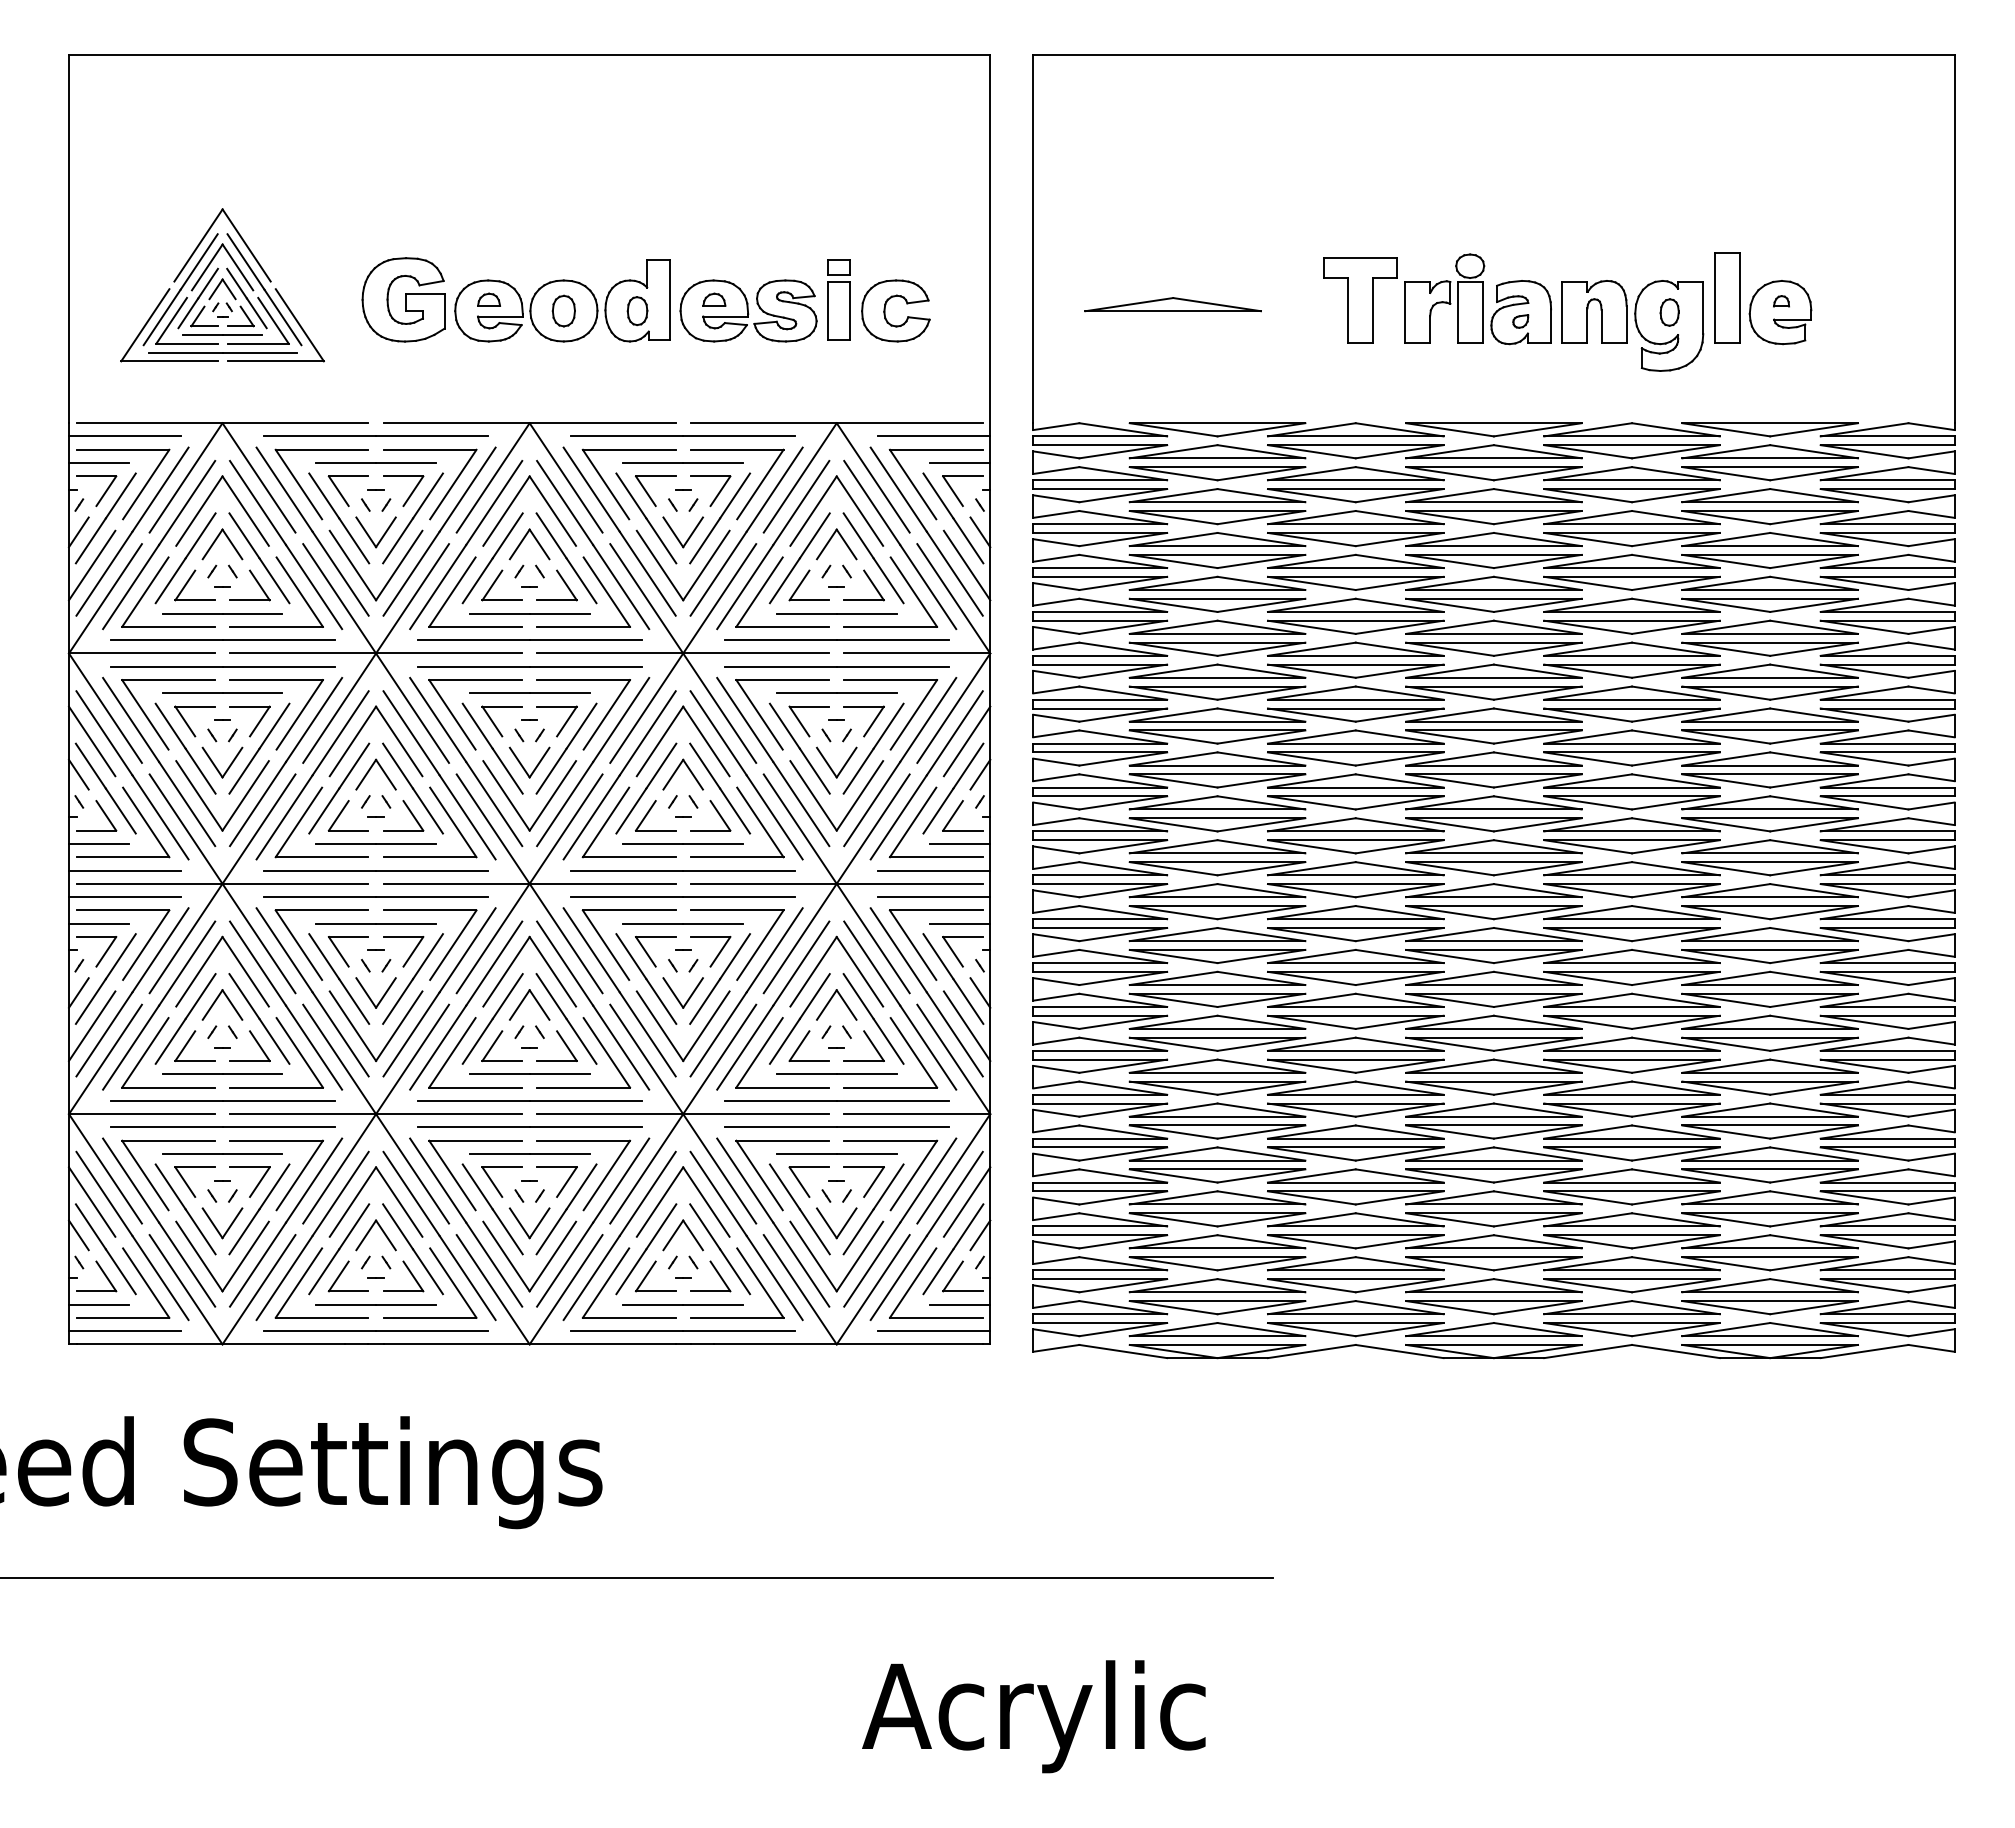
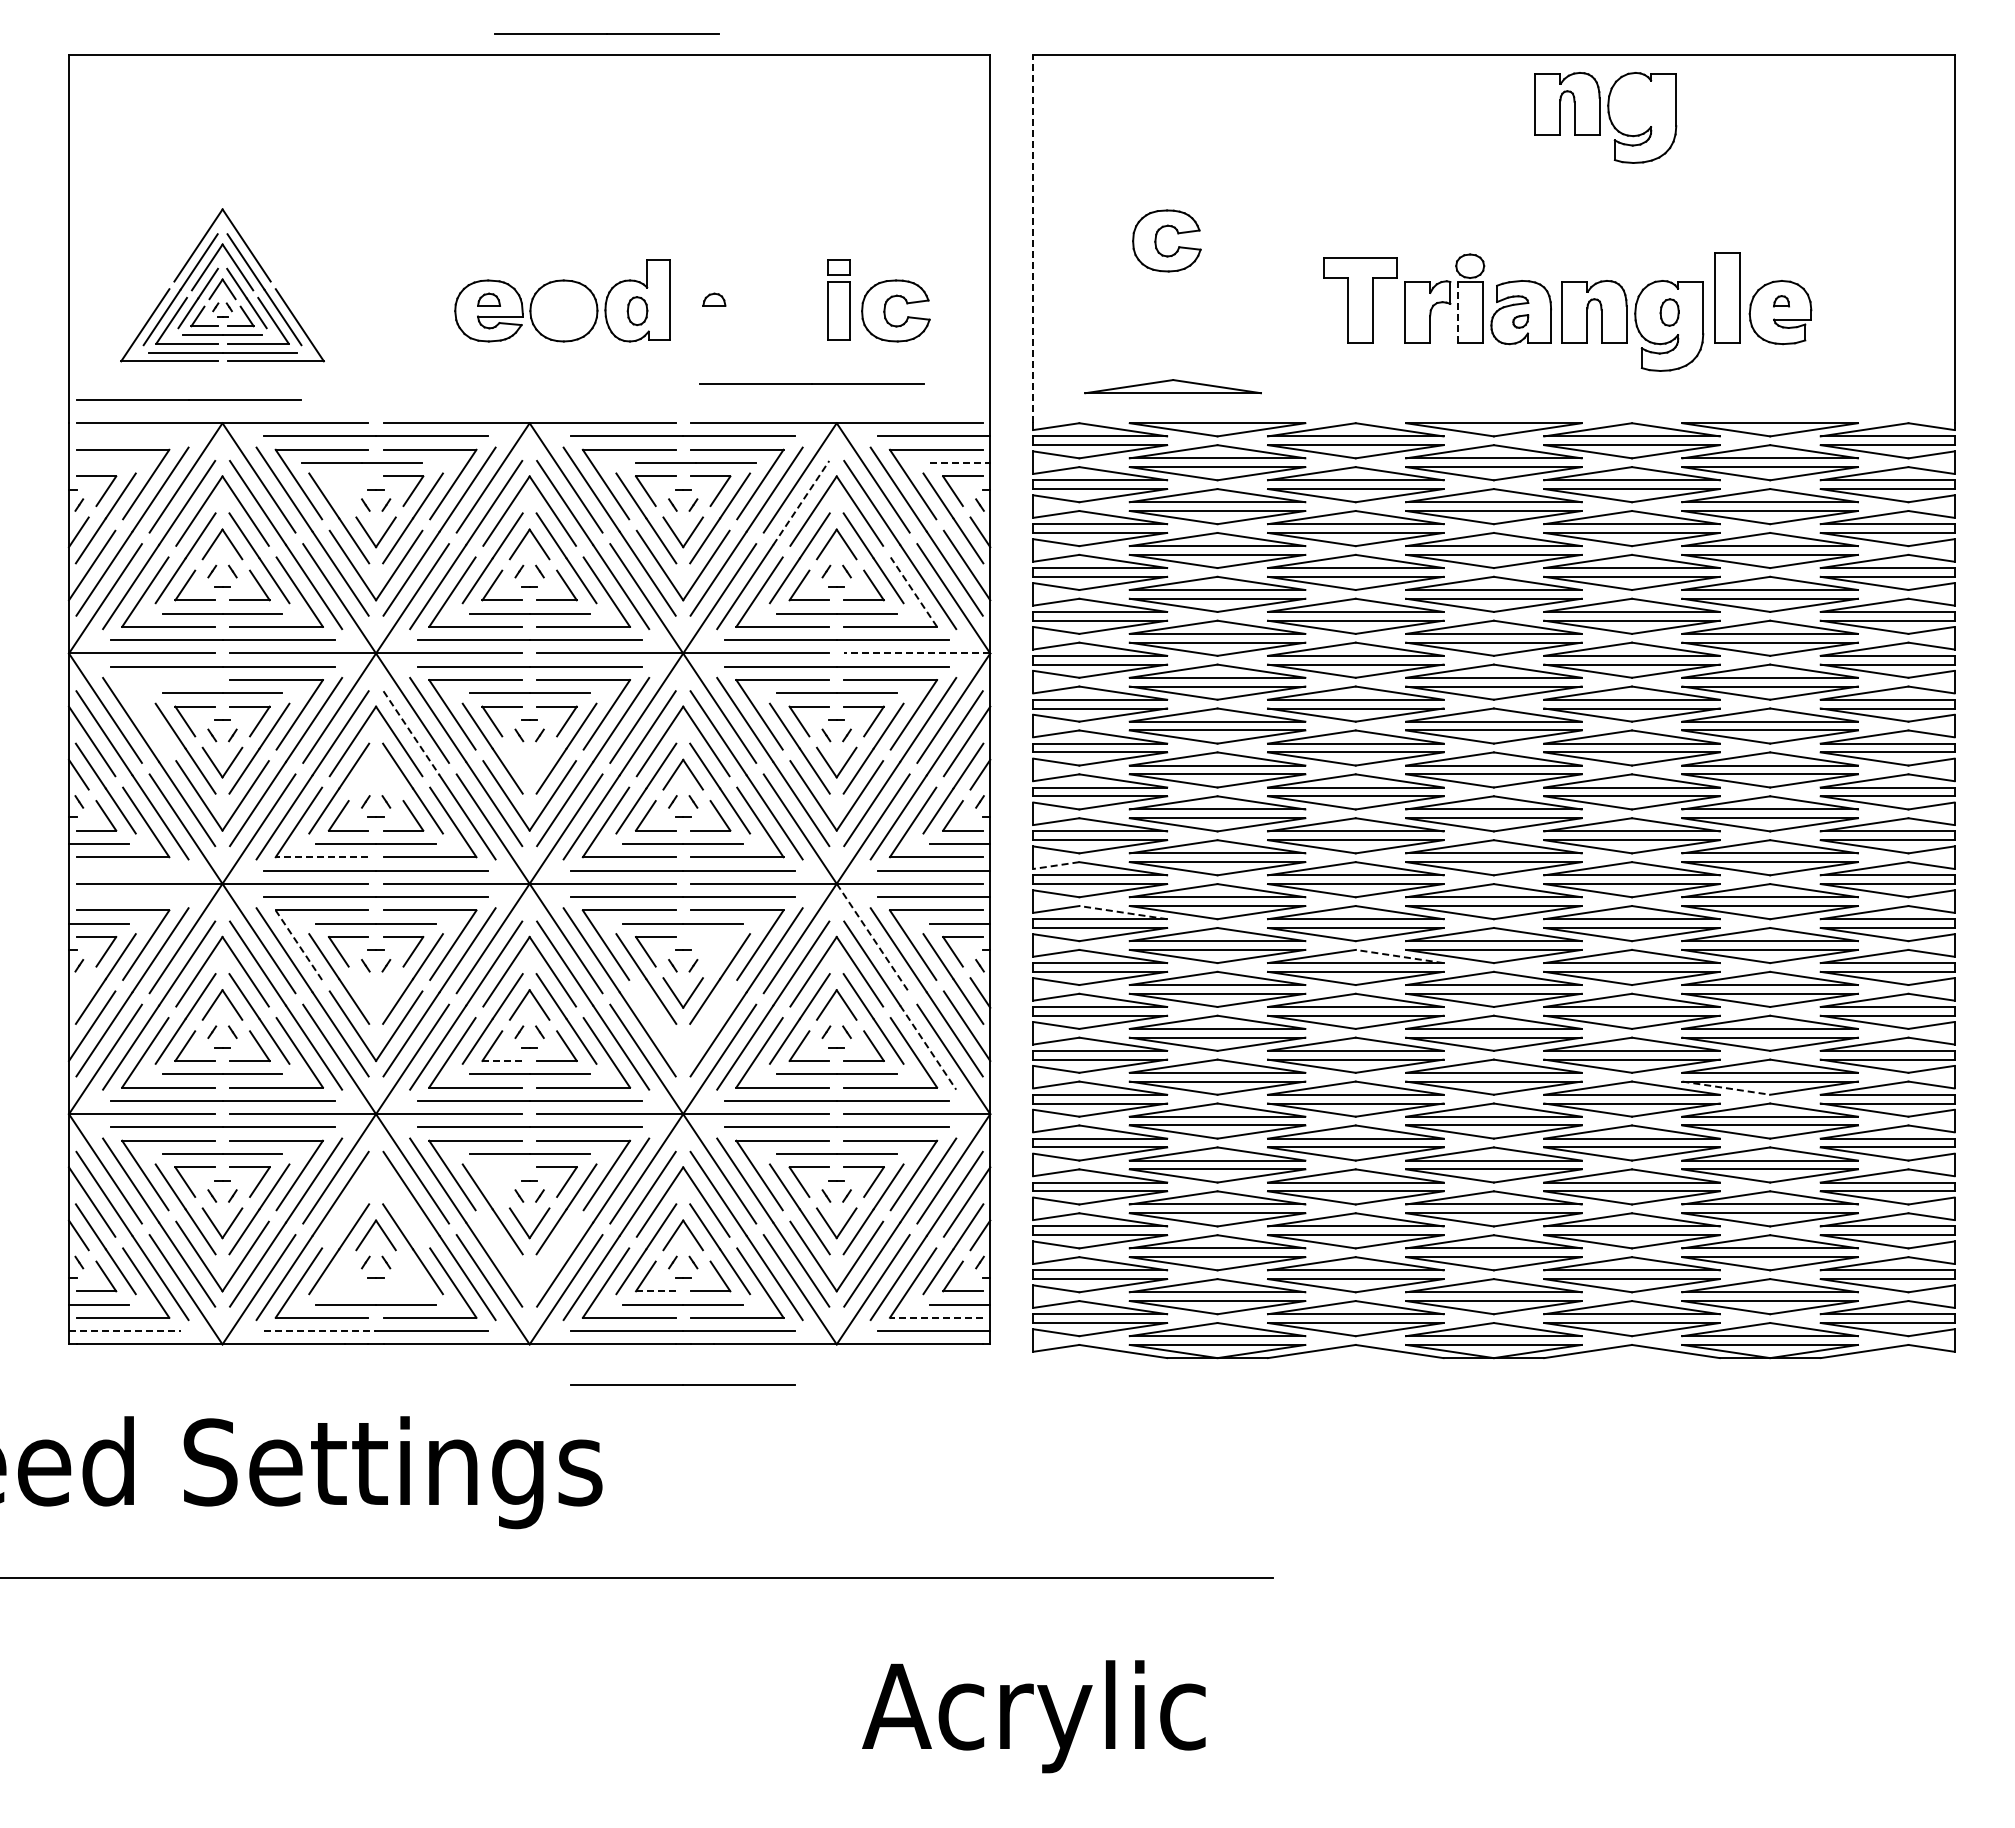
line: none -> present (606, 33)
part: none -> present (1605, 117)
line: solid -> dashed (1033, 238)
part: none -> present (1156, 240)
part: present -> none (403, 299)
part position: (1172, 304) -> (1172, 386) (1172, 386)
part: present -> none (563, 310)
part: present -> none (748, 310)
line: solid -> dashed (1457, 311)
line: none -> present (811, 383)
line: none -> present (188, 399)
line: present -> none (125, 436)
line position: (375, 462) -> (361, 462) (361, 462)
line position: (682, 462) -> (695, 462) (695, 462)
line: present -> none (98, 463)
line: solid -> dashed (960, 463)
part: present -> none (347, 491)
line: solid -> dashed (801, 502)
line: solid -> dashed (913, 592)
line: solid -> dashed (917, 653)
part: present -> none (152, 723)
line: solid -> dashed (411, 733)
part: present -> none (524, 767)
part: present -> none (370, 770)
line: solid -> dashed (321, 857)
line: solid -> dashed (1055, 865)
line: present -> none (125, 870)
line: present -> none (125, 897)
line: solid -> dashed (1122, 912)
line: solid -> dashed (873, 938)
line: solid -> dashed (298, 945)
part: present -> none (716, 955)
line: solid -> dashed (1399, 956)
line: present -> none (78, 992)
part: present -> none (369, 995)
part: present -> none (668, 1036)
line: solid -> dashed (928, 1048)
line: solid -> dashed (502, 1060)
line: solid -> dashed (1726, 1088)
part: present -> none (496, 1186)
part: present -> none (361, 1191)
part: present -> none (514, 1266)
part: present -> none (409, 1272)
part: present -> none (341, 1274)
line: solid -> dashed (655, 1291)
line: solid -> dashed (935, 1317)
line: solid -> dashed (125, 1331)
line: solid -> dashed (320, 1331)
line: none -> present (682, 1384)
